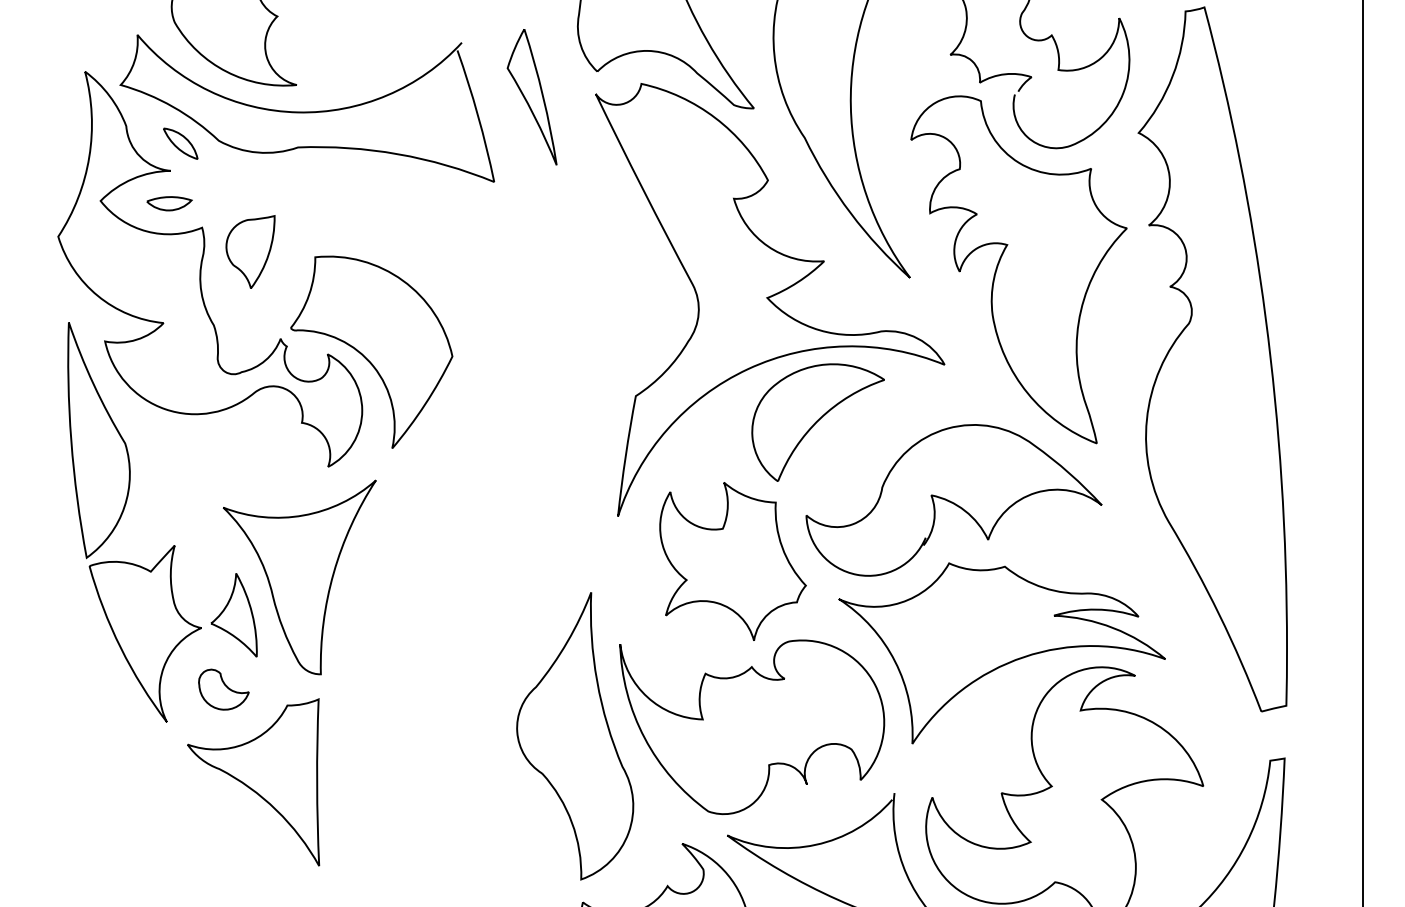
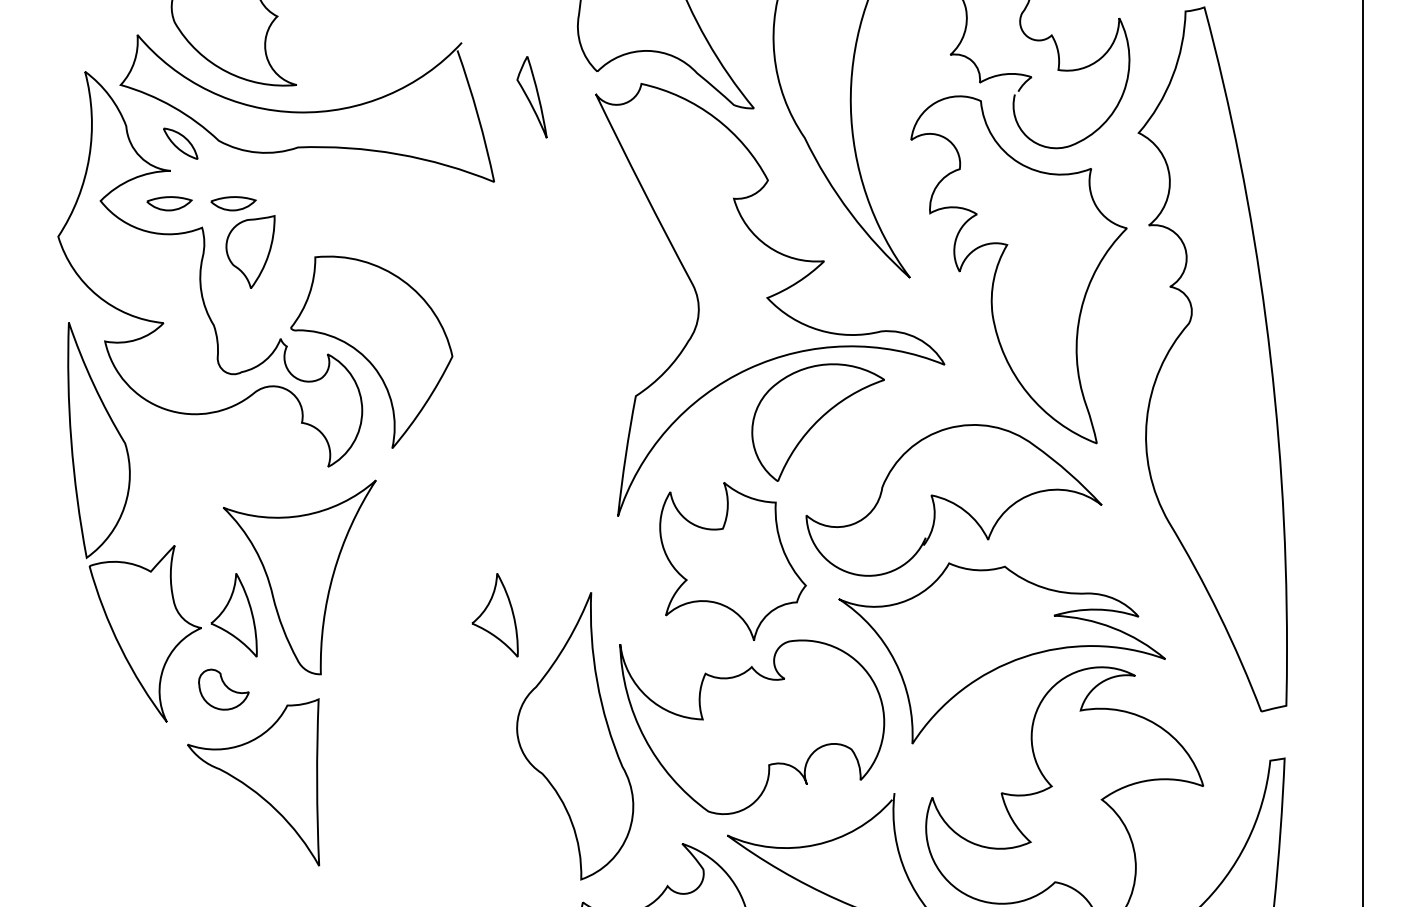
part size: 52x137 px -> 32x83 px (531, 97)
part: none -> present (233, 203)
part: none -> present (494, 615)
